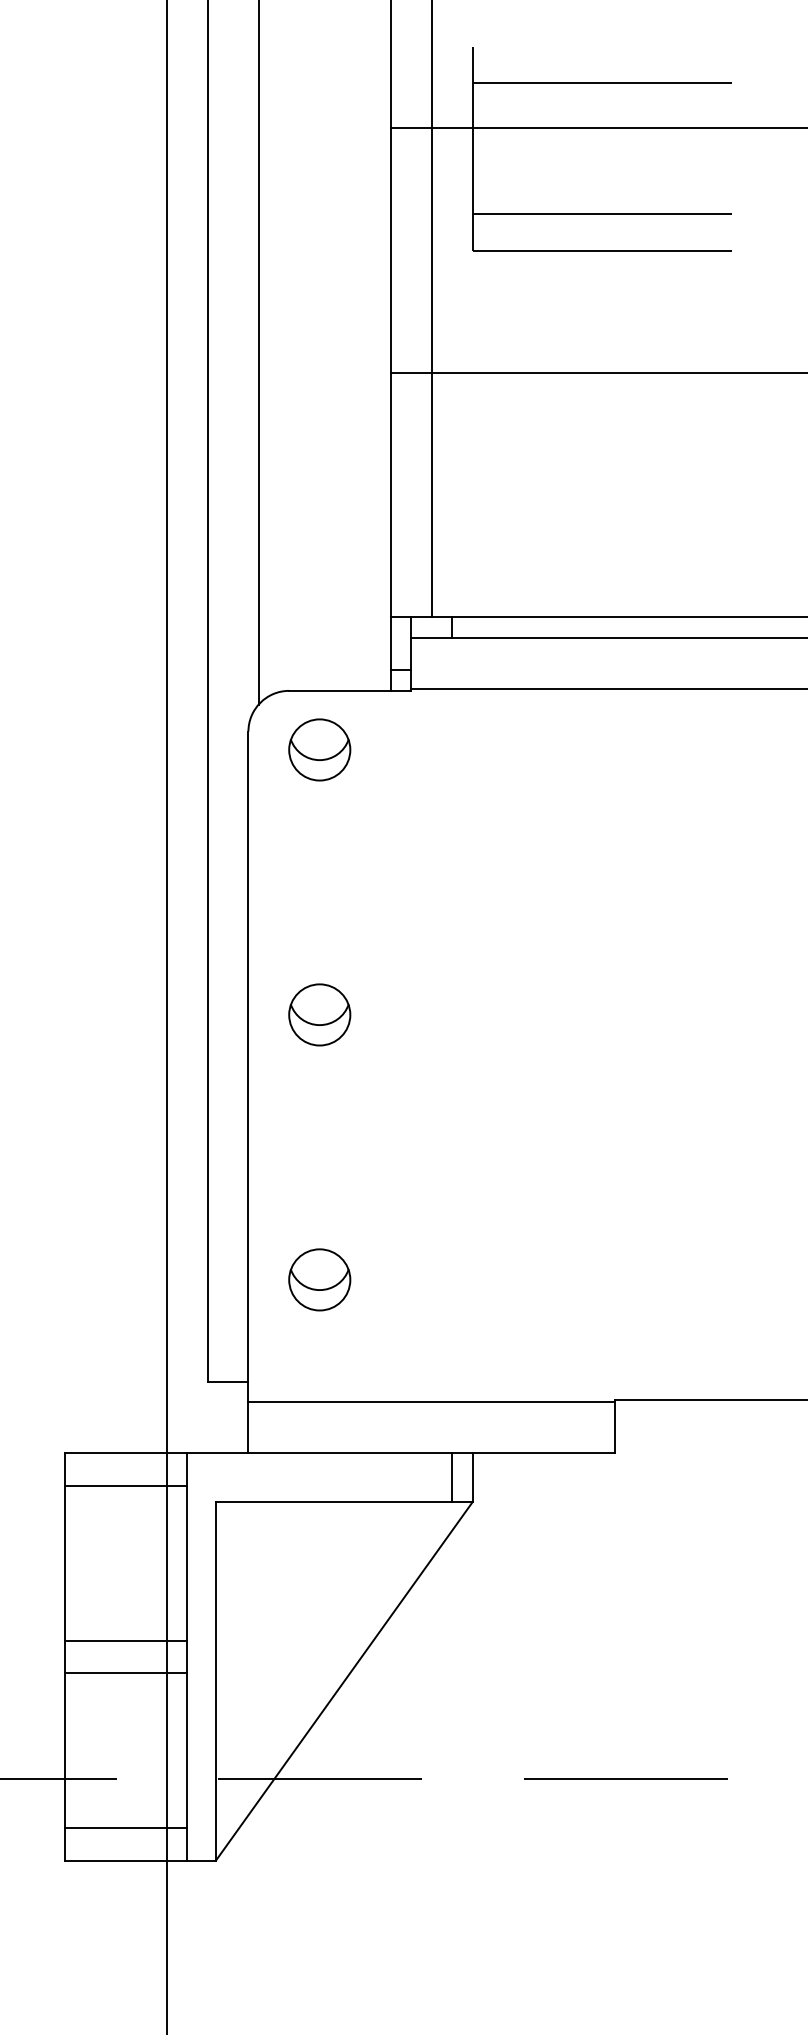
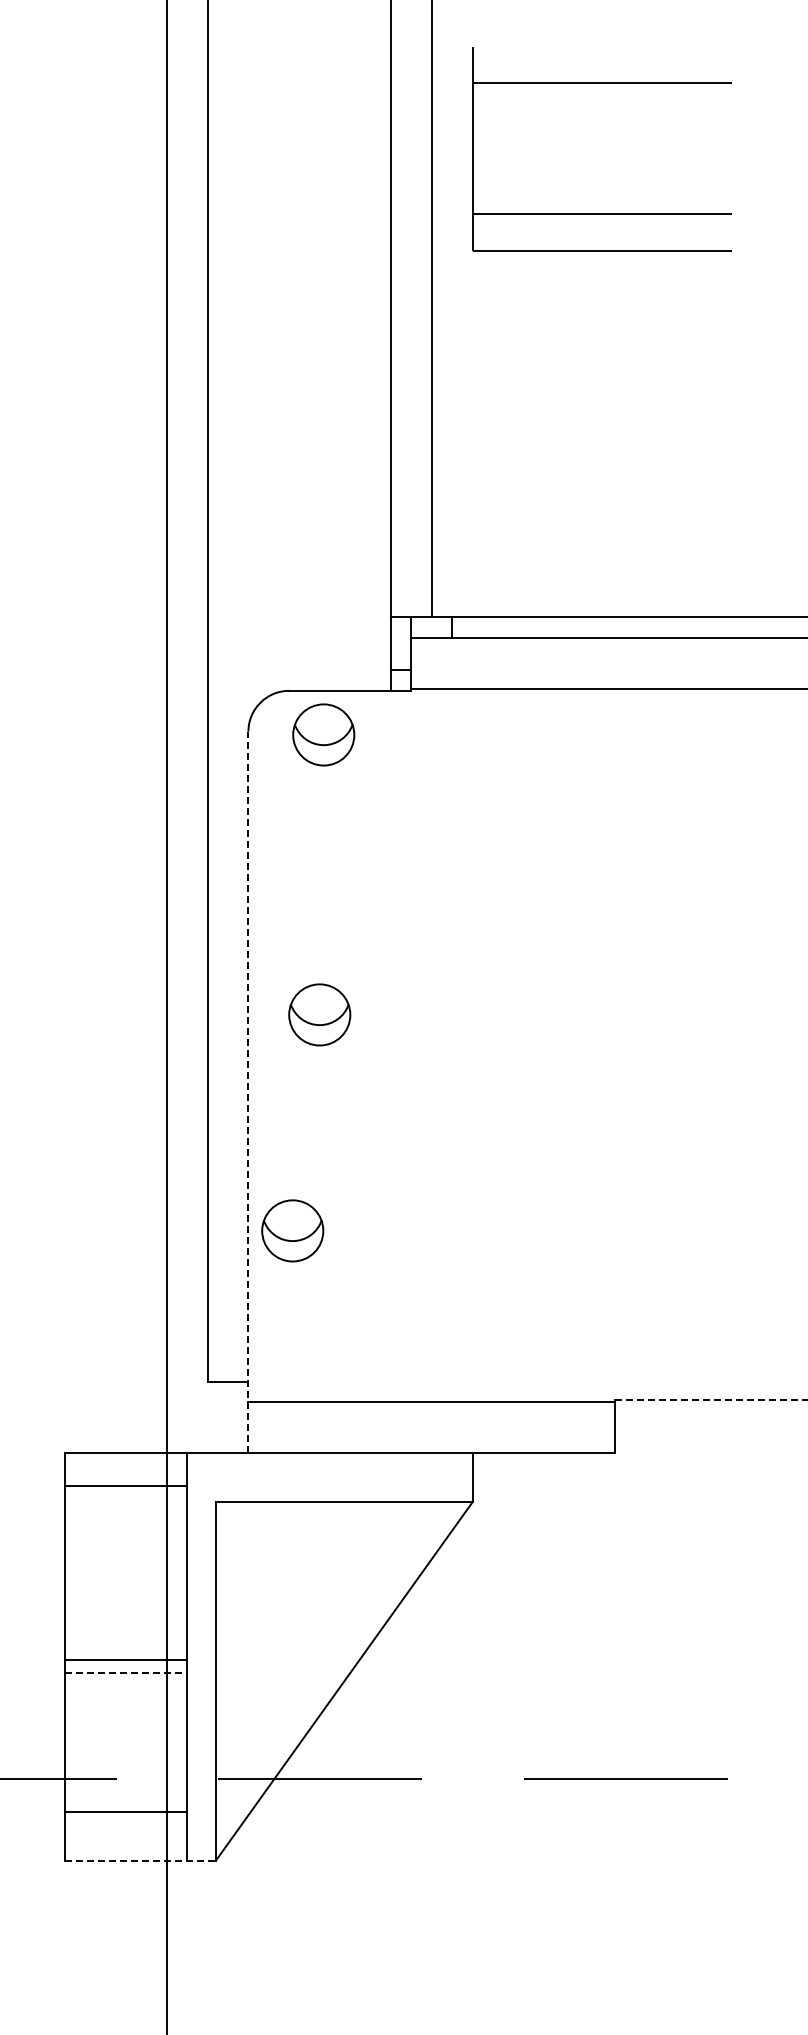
line: present -> none (597, 128)
line: present -> none (258, 353)
line: present -> none (597, 372)
part position: (319, 749) -> (323, 734) (323, 734)
line: solid -> dashed (248, 1092)
part position: (319, 1279) -> (292, 1230) (292, 1230)
line: solid -> dashed (711, 1400)
line: present -> none (452, 1477)
line position: (125, 1640) -> (125, 1659) (125, 1659)
line: solid -> dashed (126, 1673)
line position: (125, 1828) -> (125, 1812) (125, 1812)
line: solid -> dashed (140, 1860)
